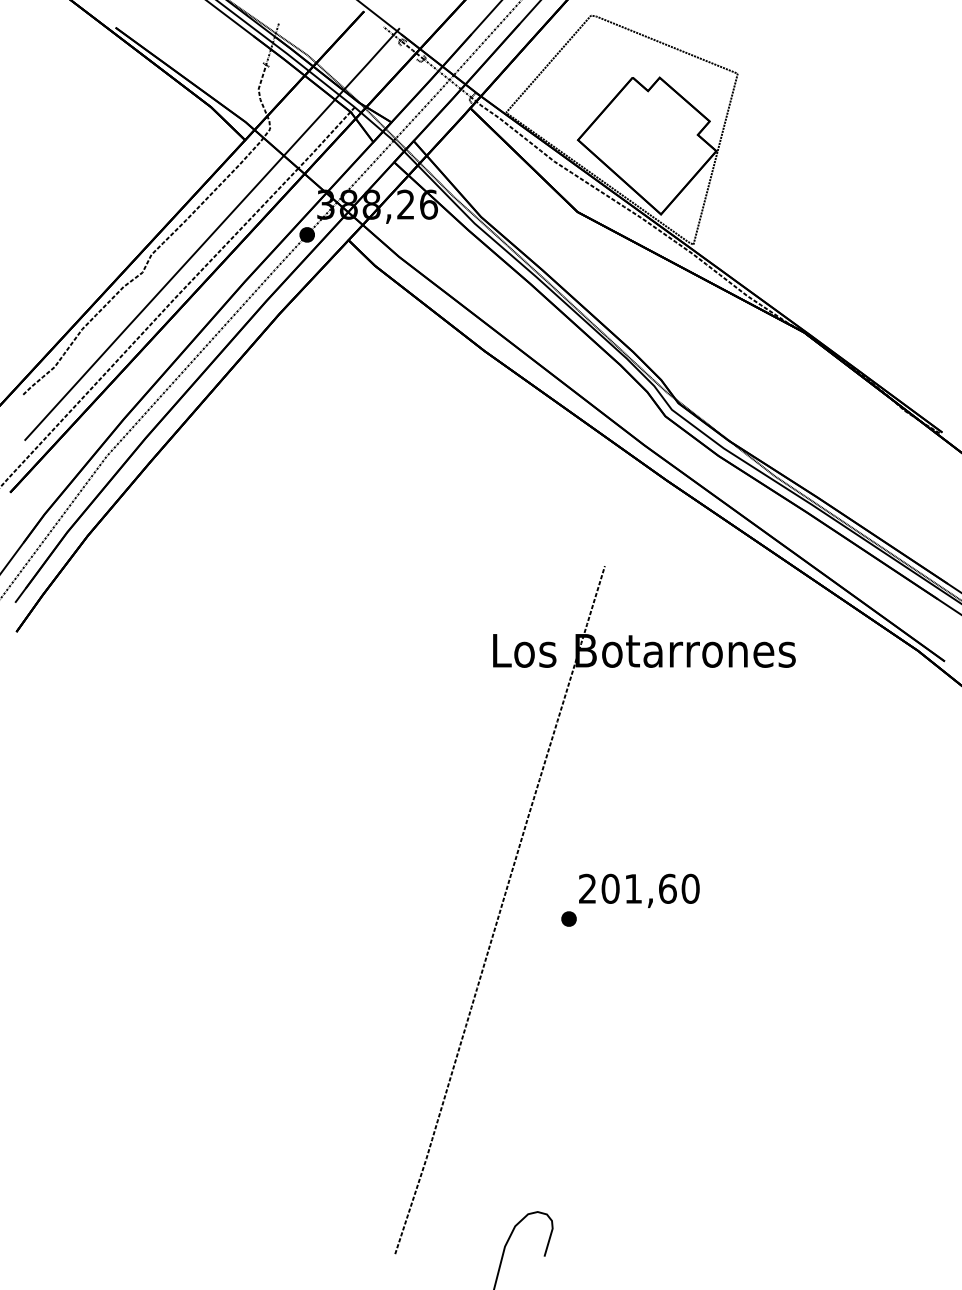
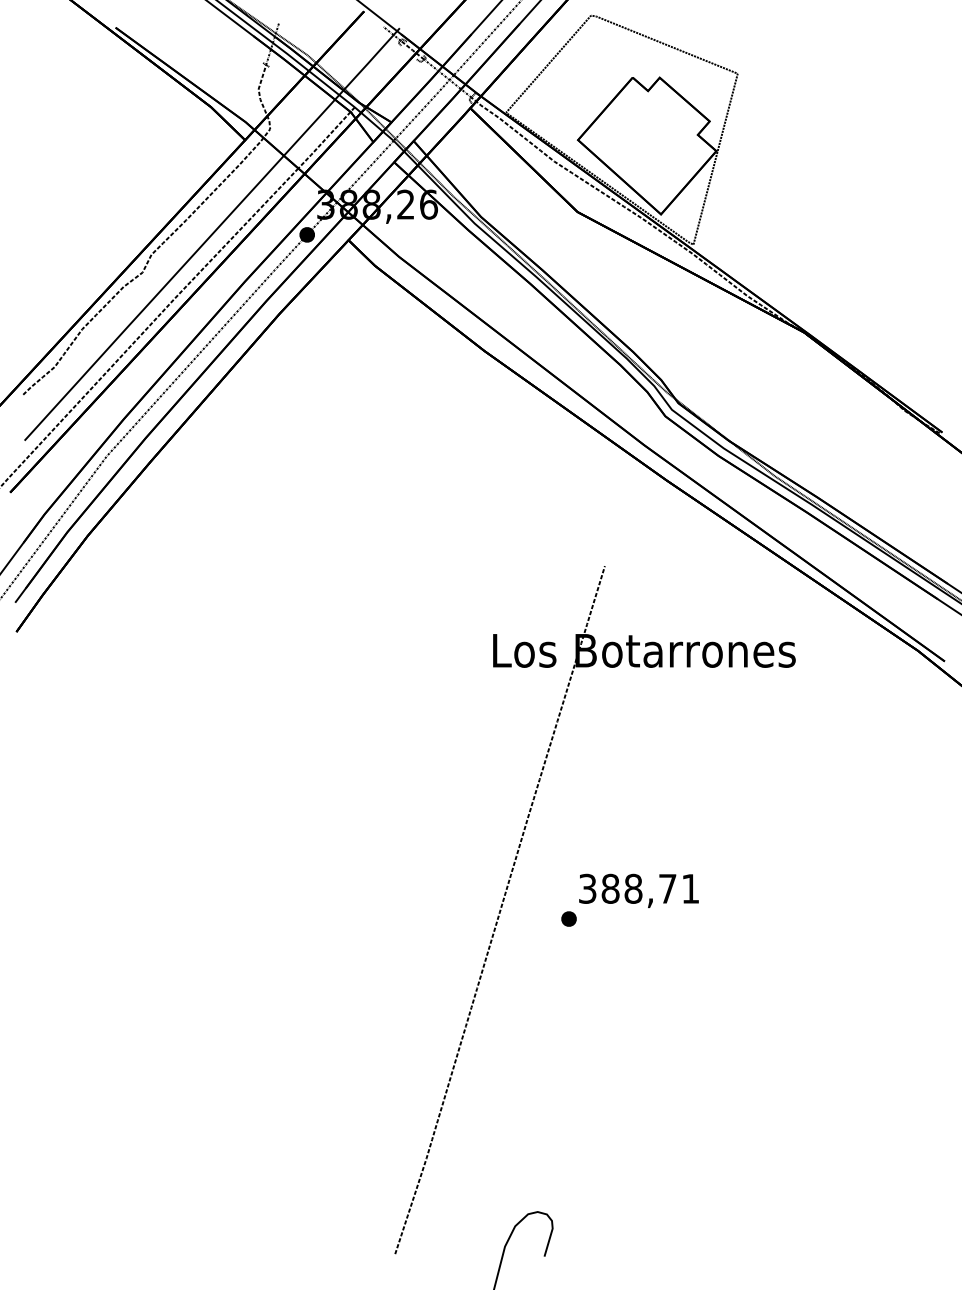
text: 201,60 -> 388,71 (639, 888)
